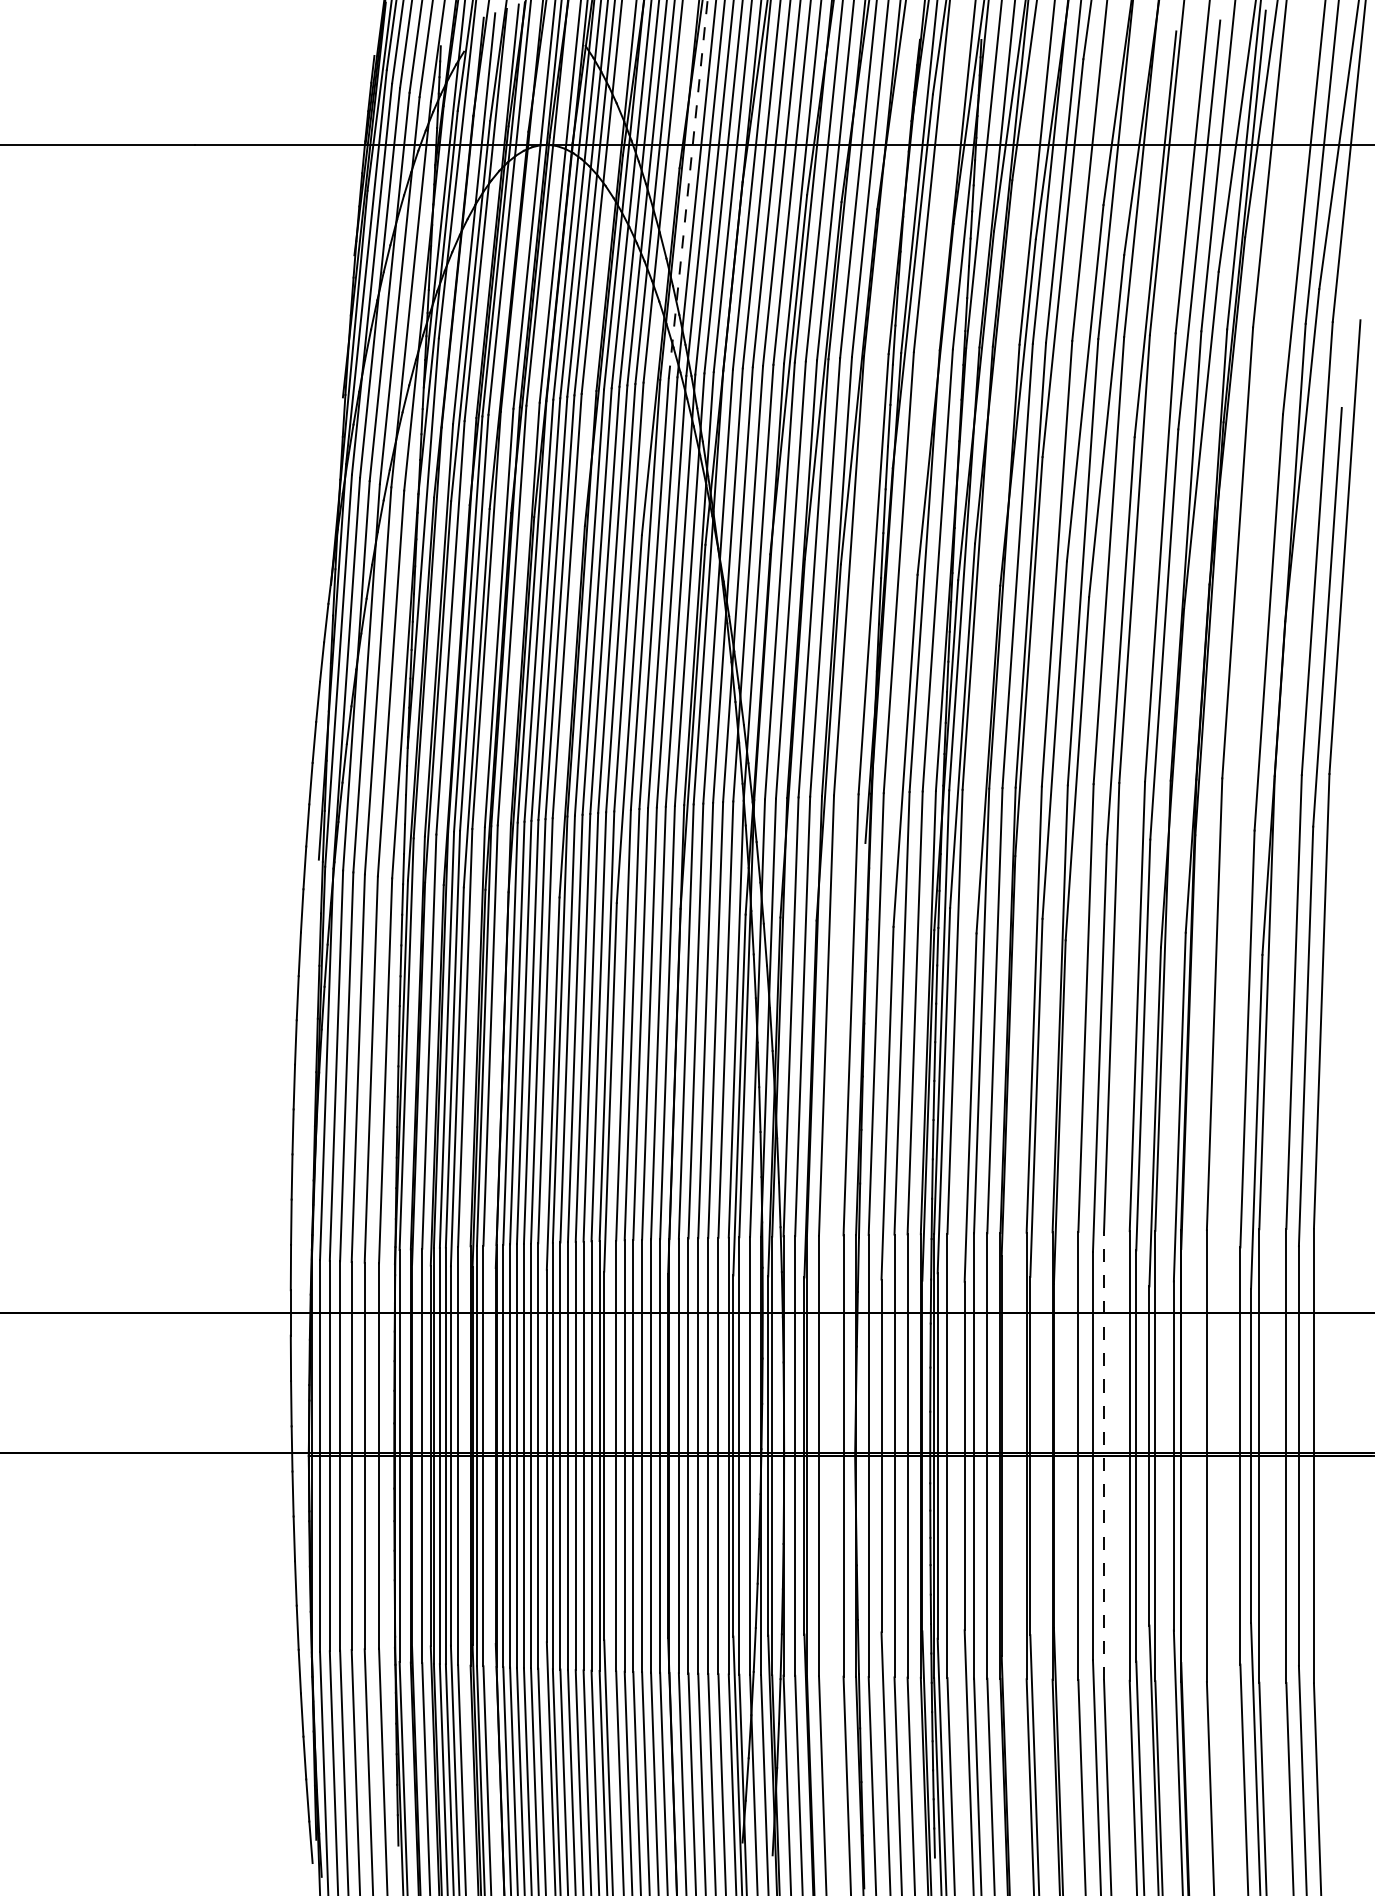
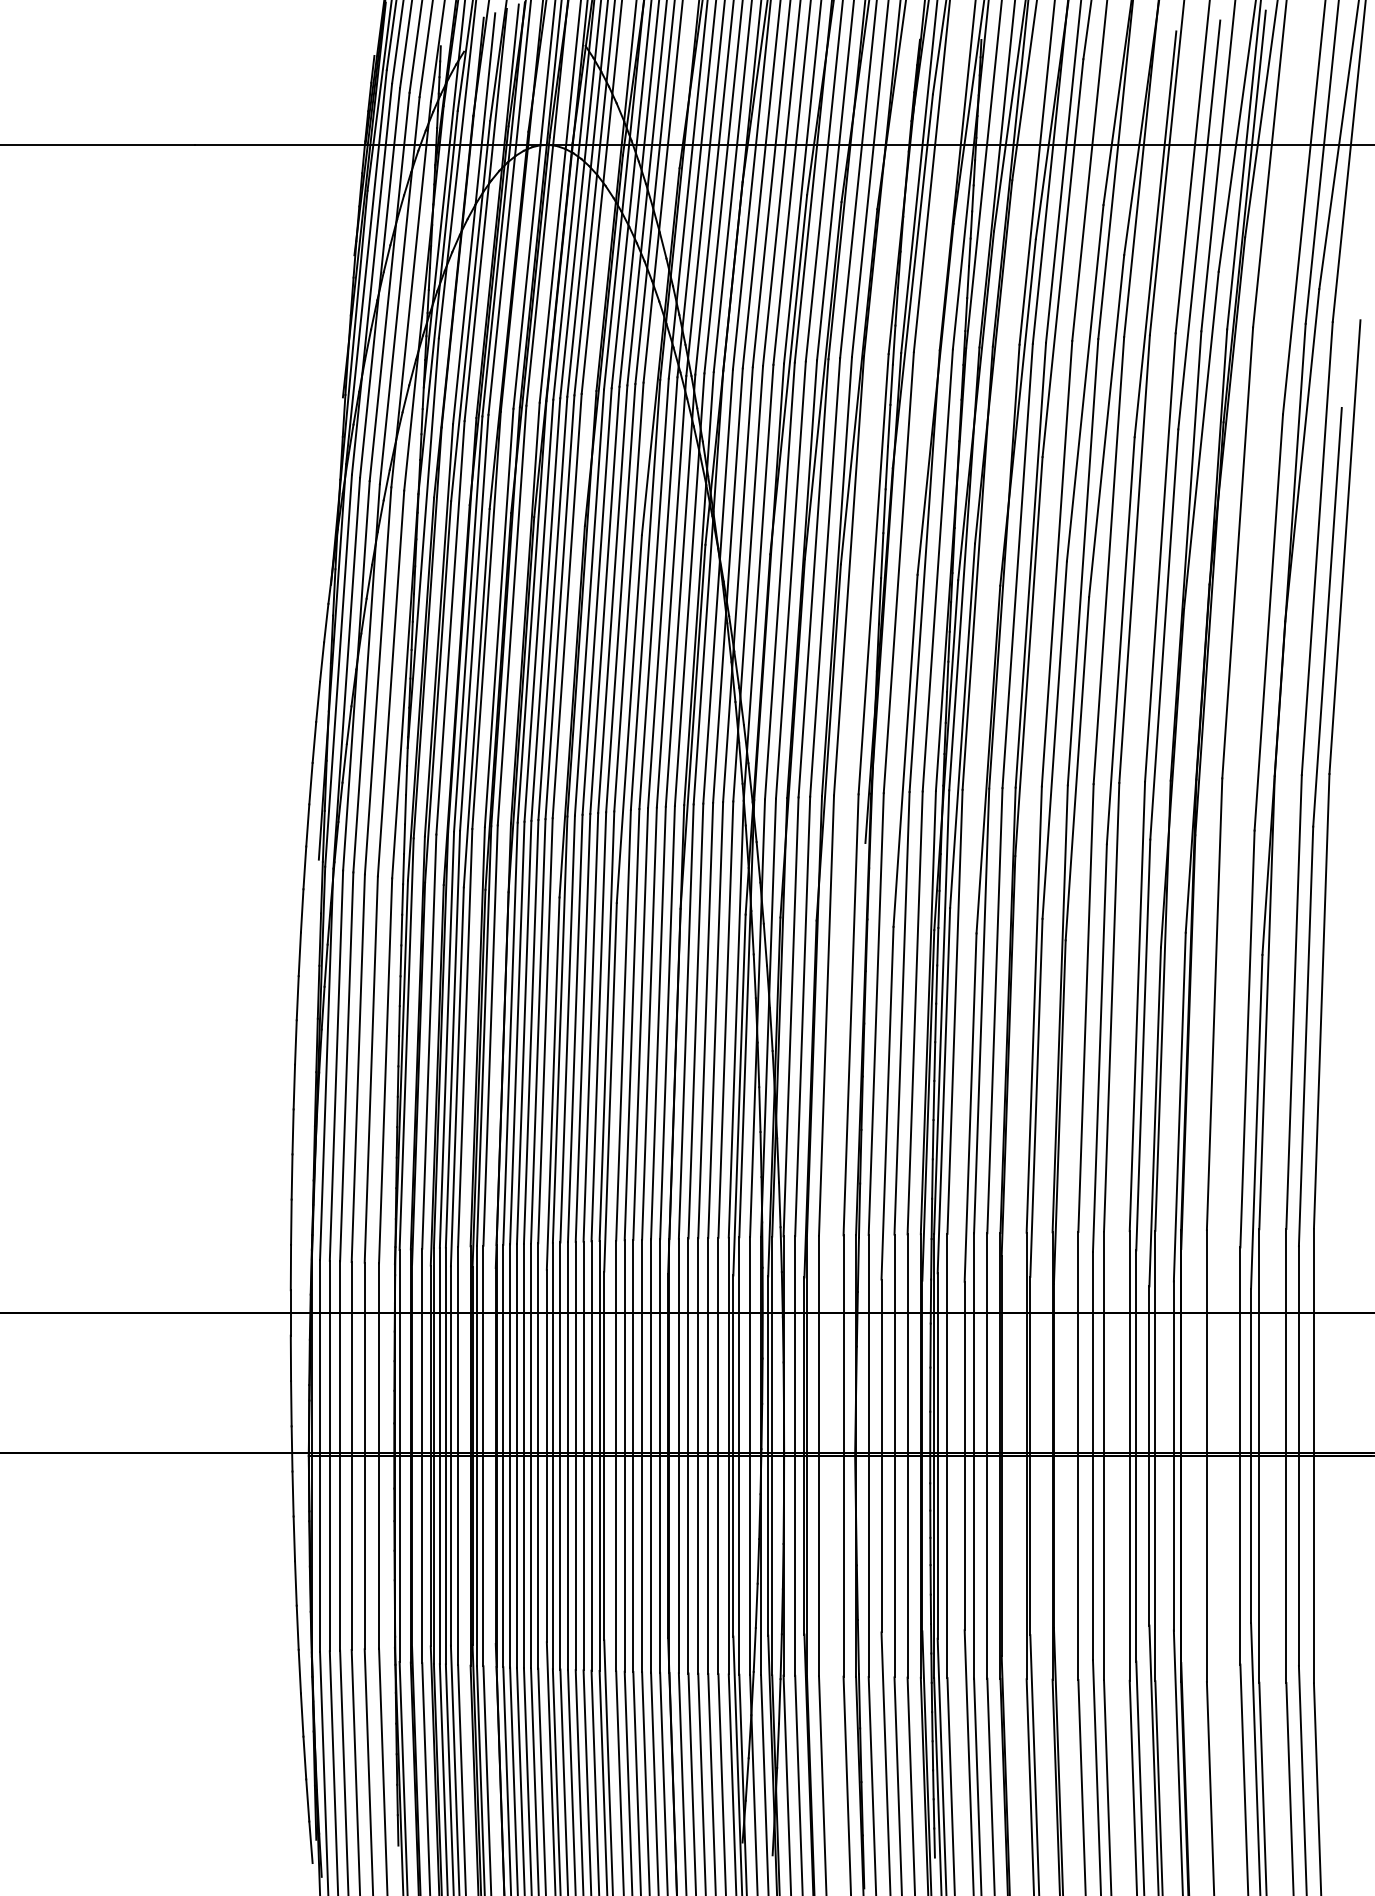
line: dashed -> solid (688, 188)
line: dashed -> solid (1104, 1455)
